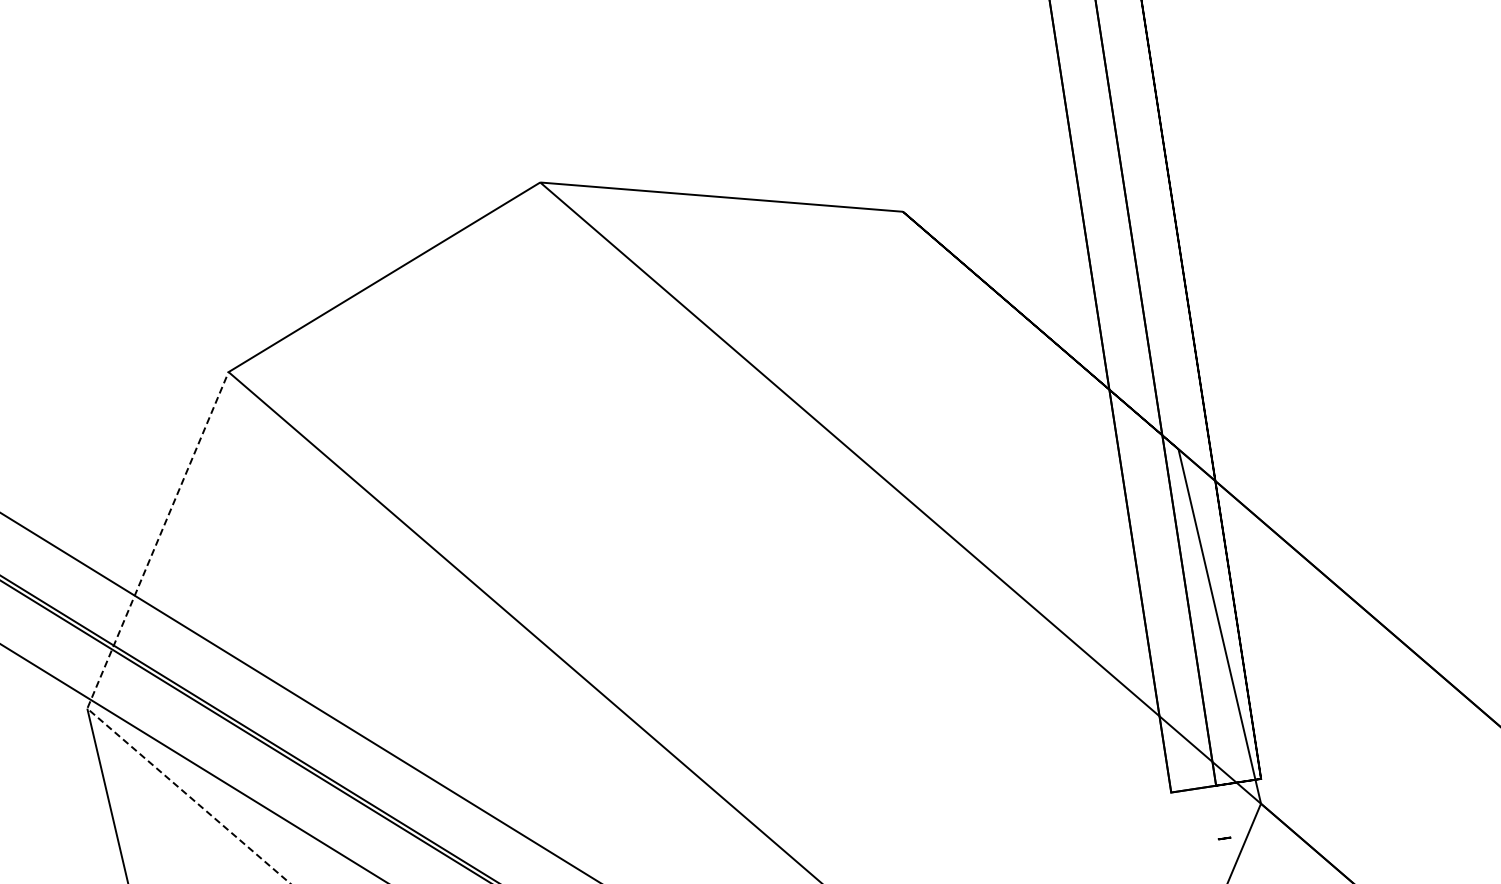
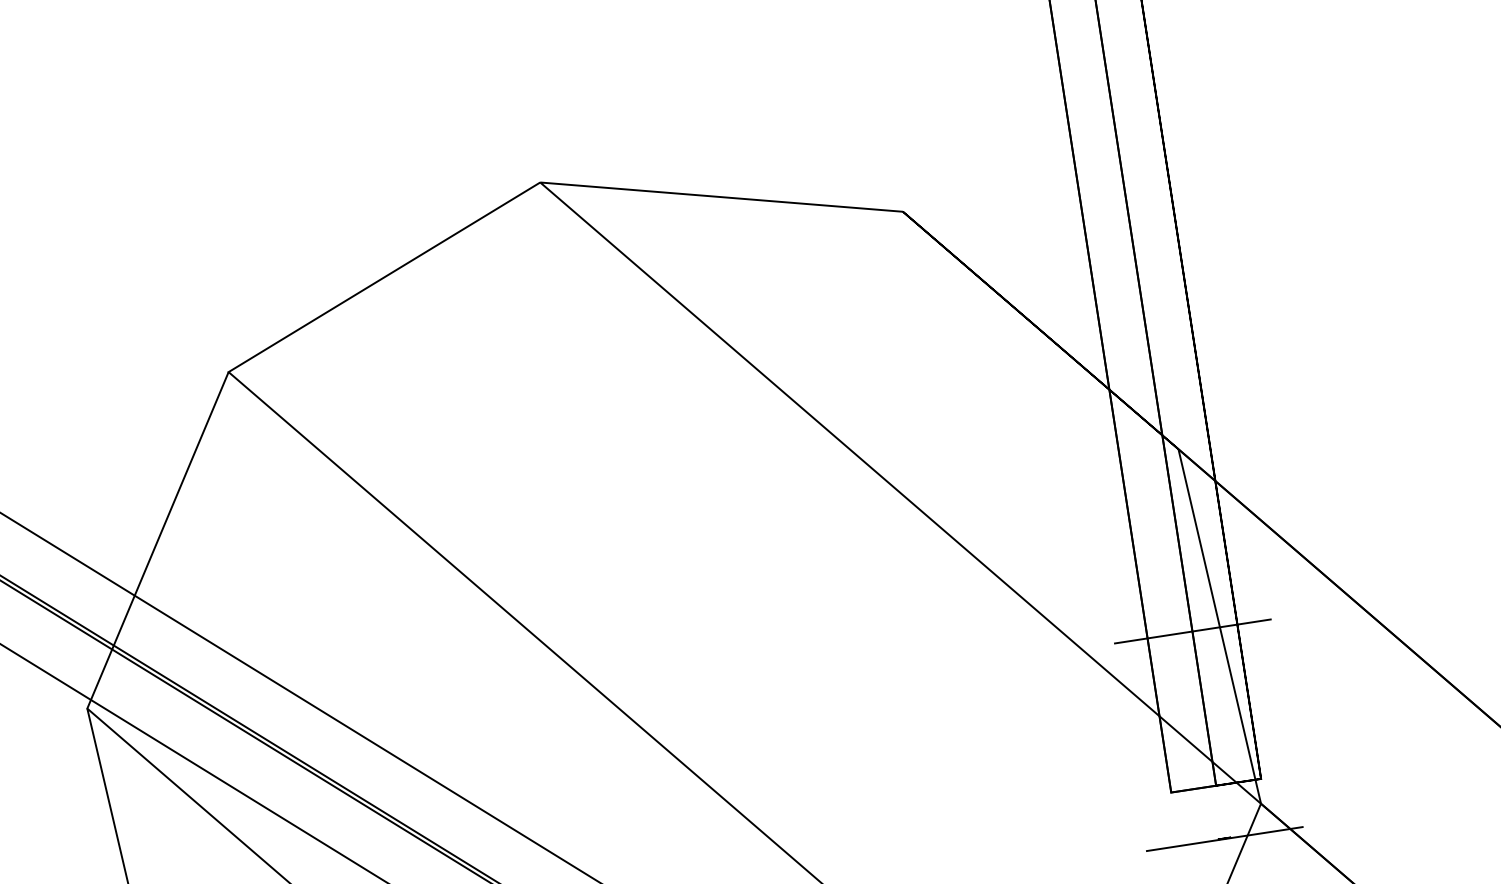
line: none -> present (1192, 631)
line: dashed -> solid (105, 664)
line: none -> present (1224, 839)
